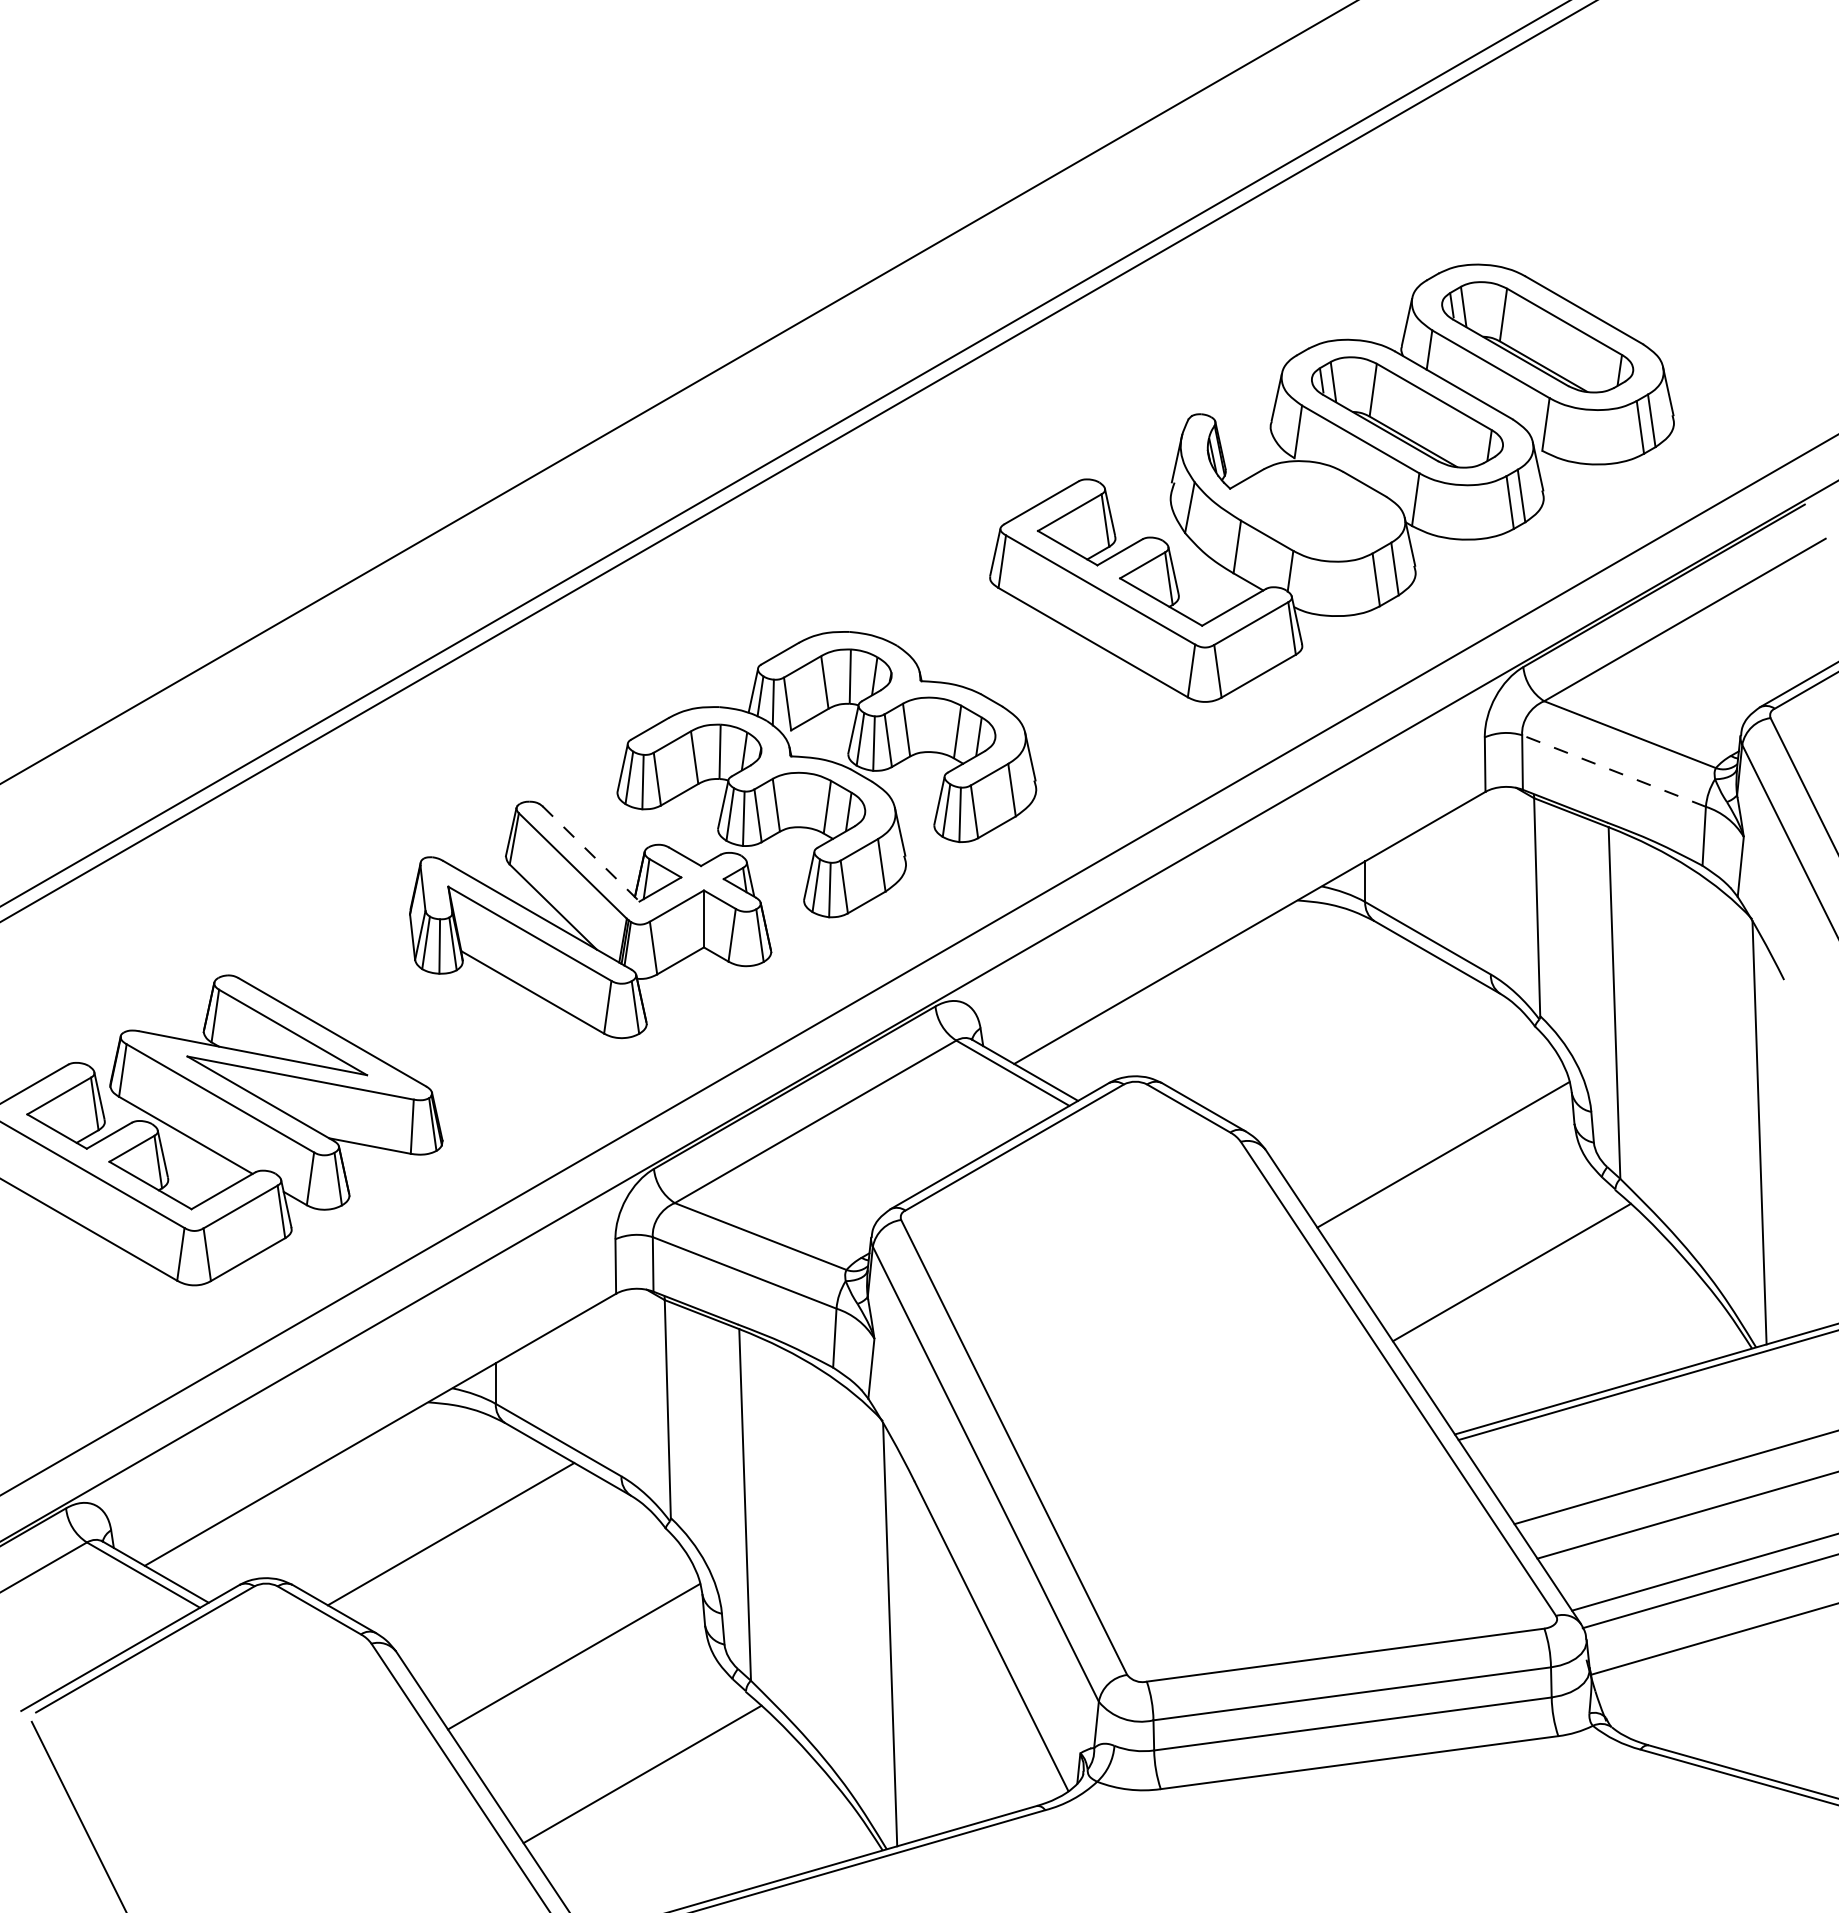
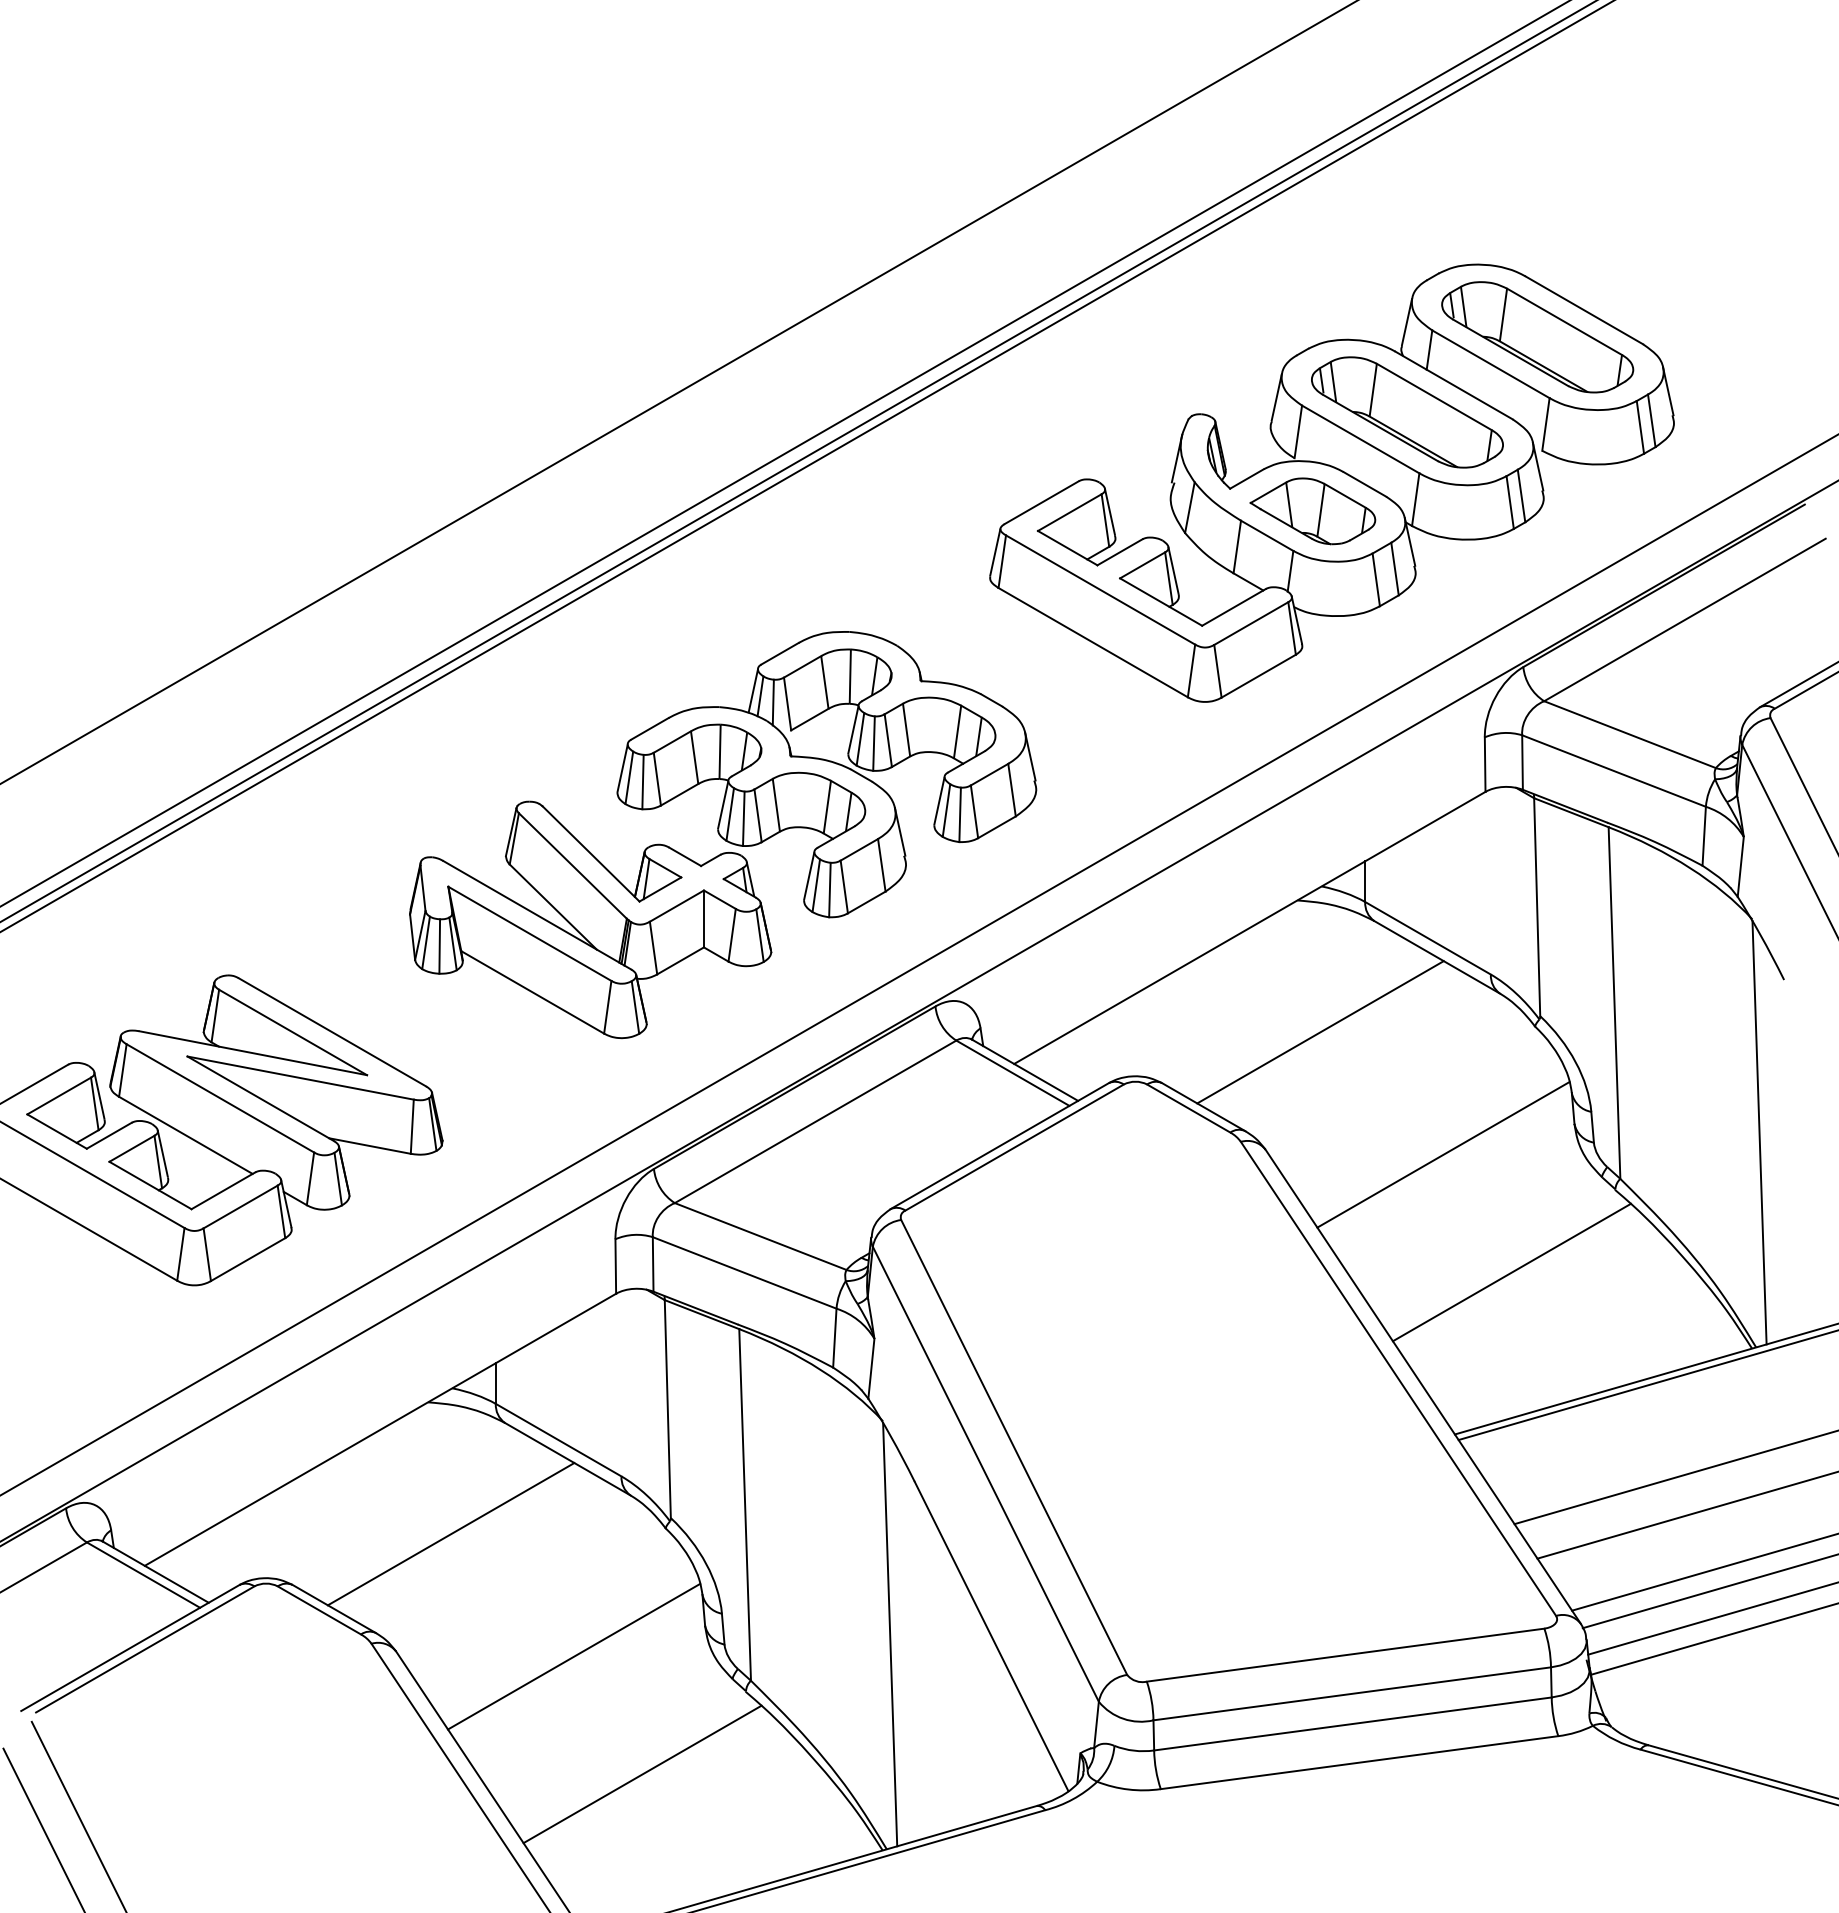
line: none -> present (806, 466)
part: none -> present (1312, 511)
line: dashed -> solid (1614, 771)
line: dashed -> solid (591, 854)
line: none -> present (1320, 1032)
line: none -> present (1711, 1618)
line: none -> present (43, 1828)
